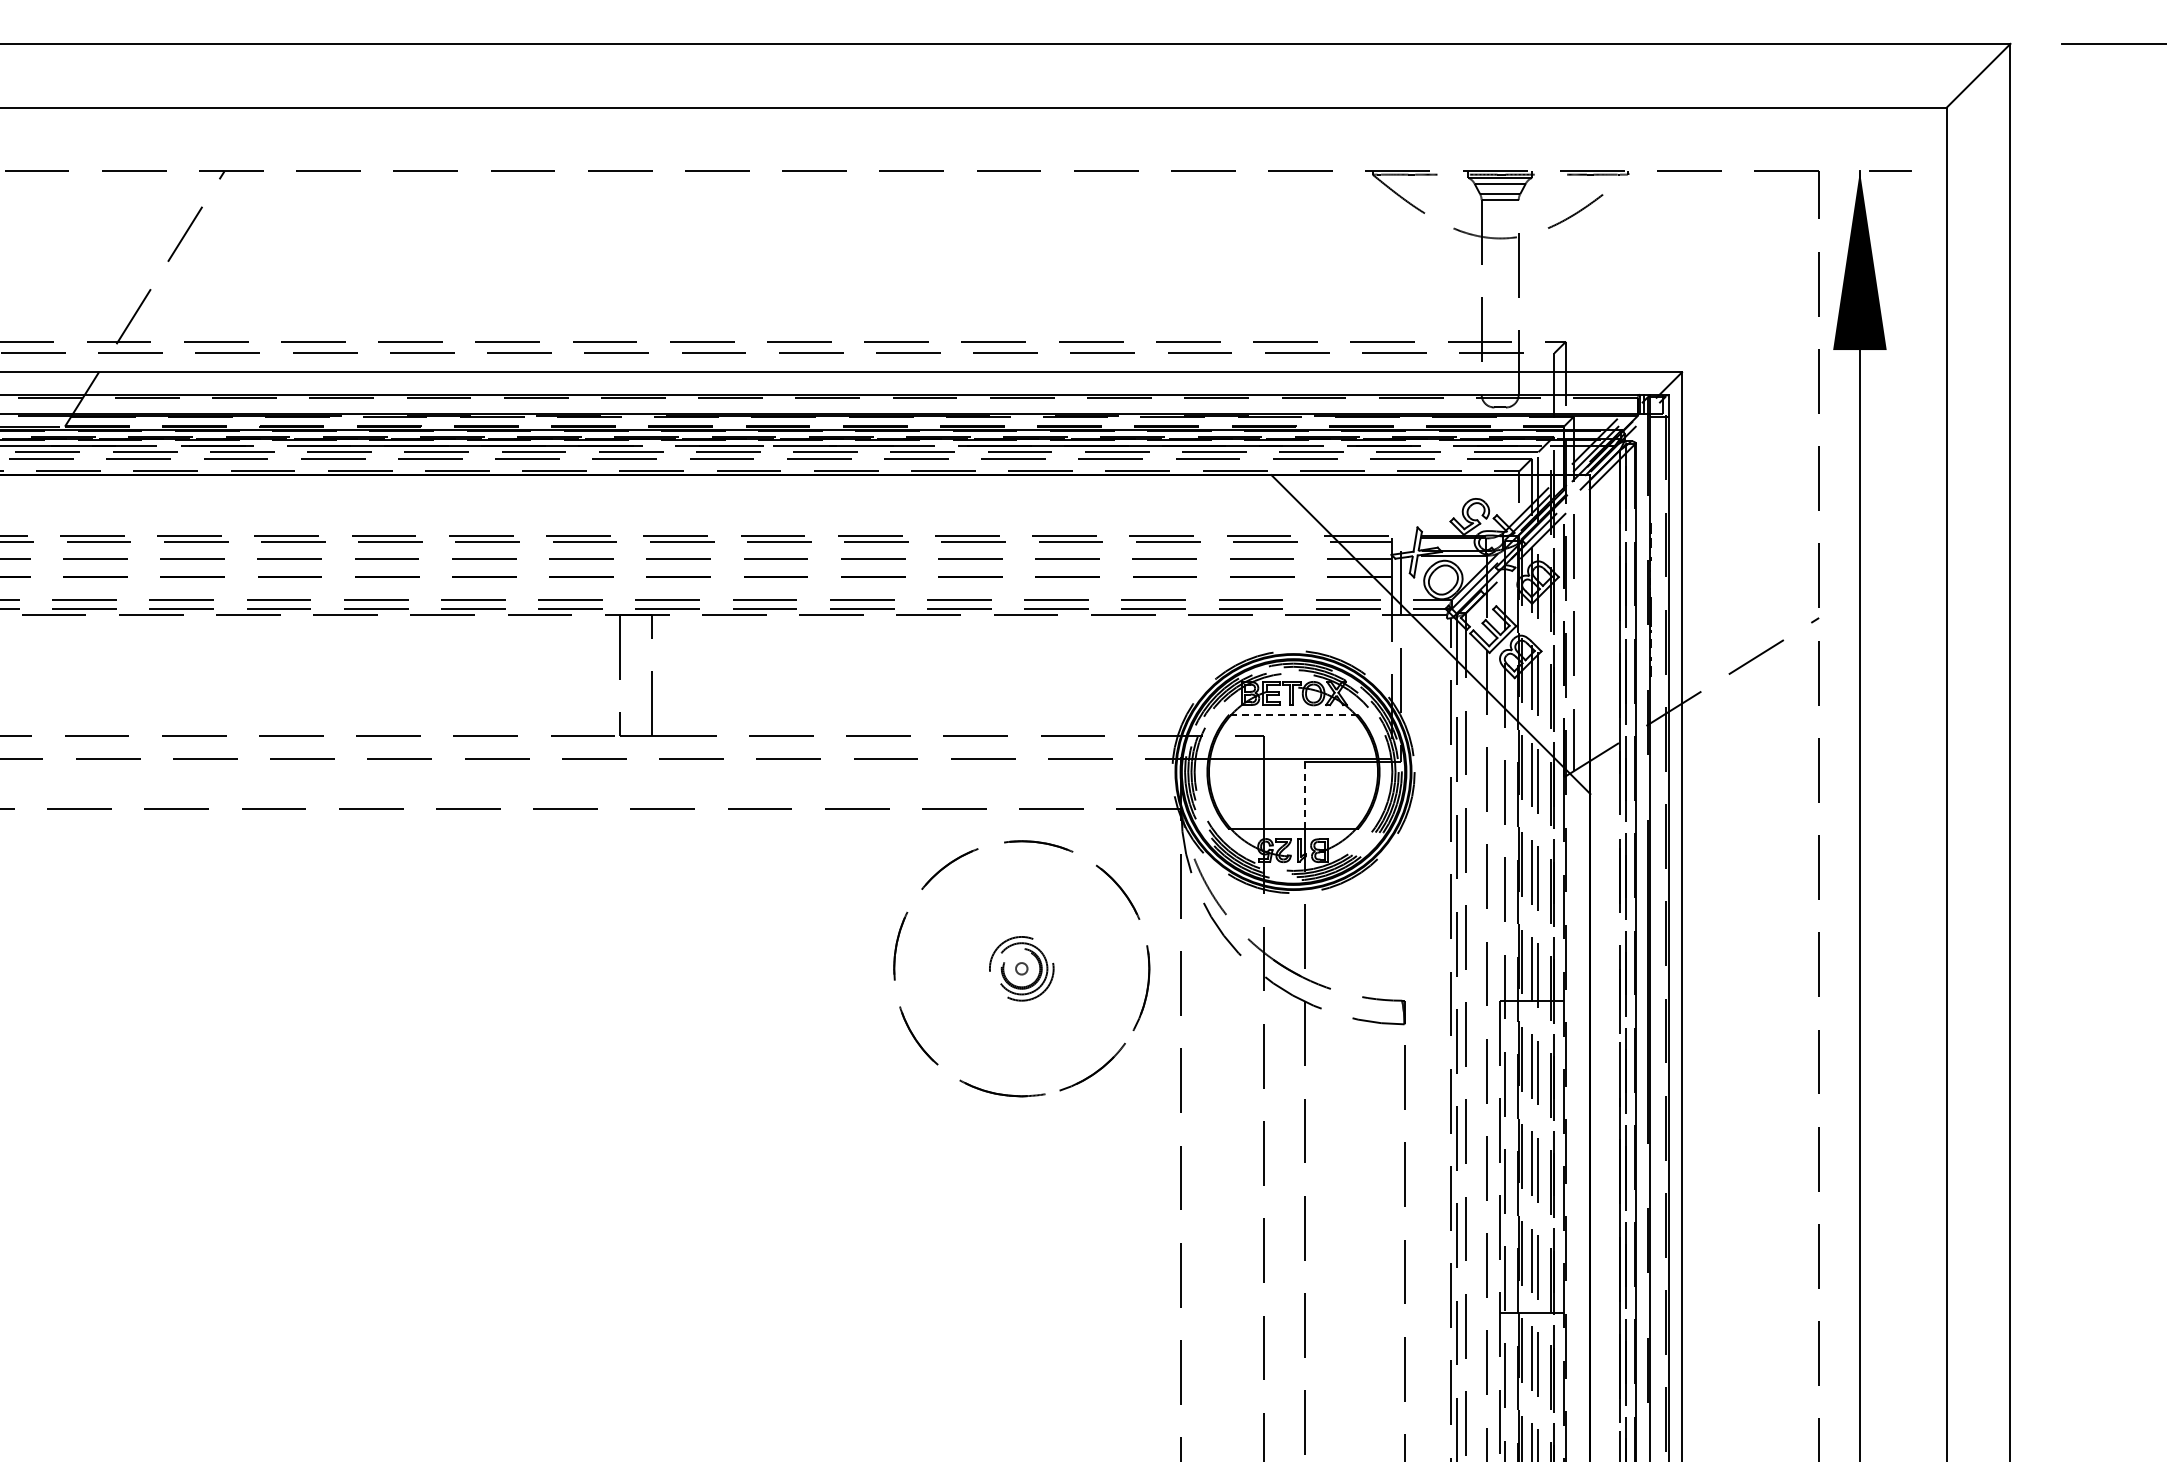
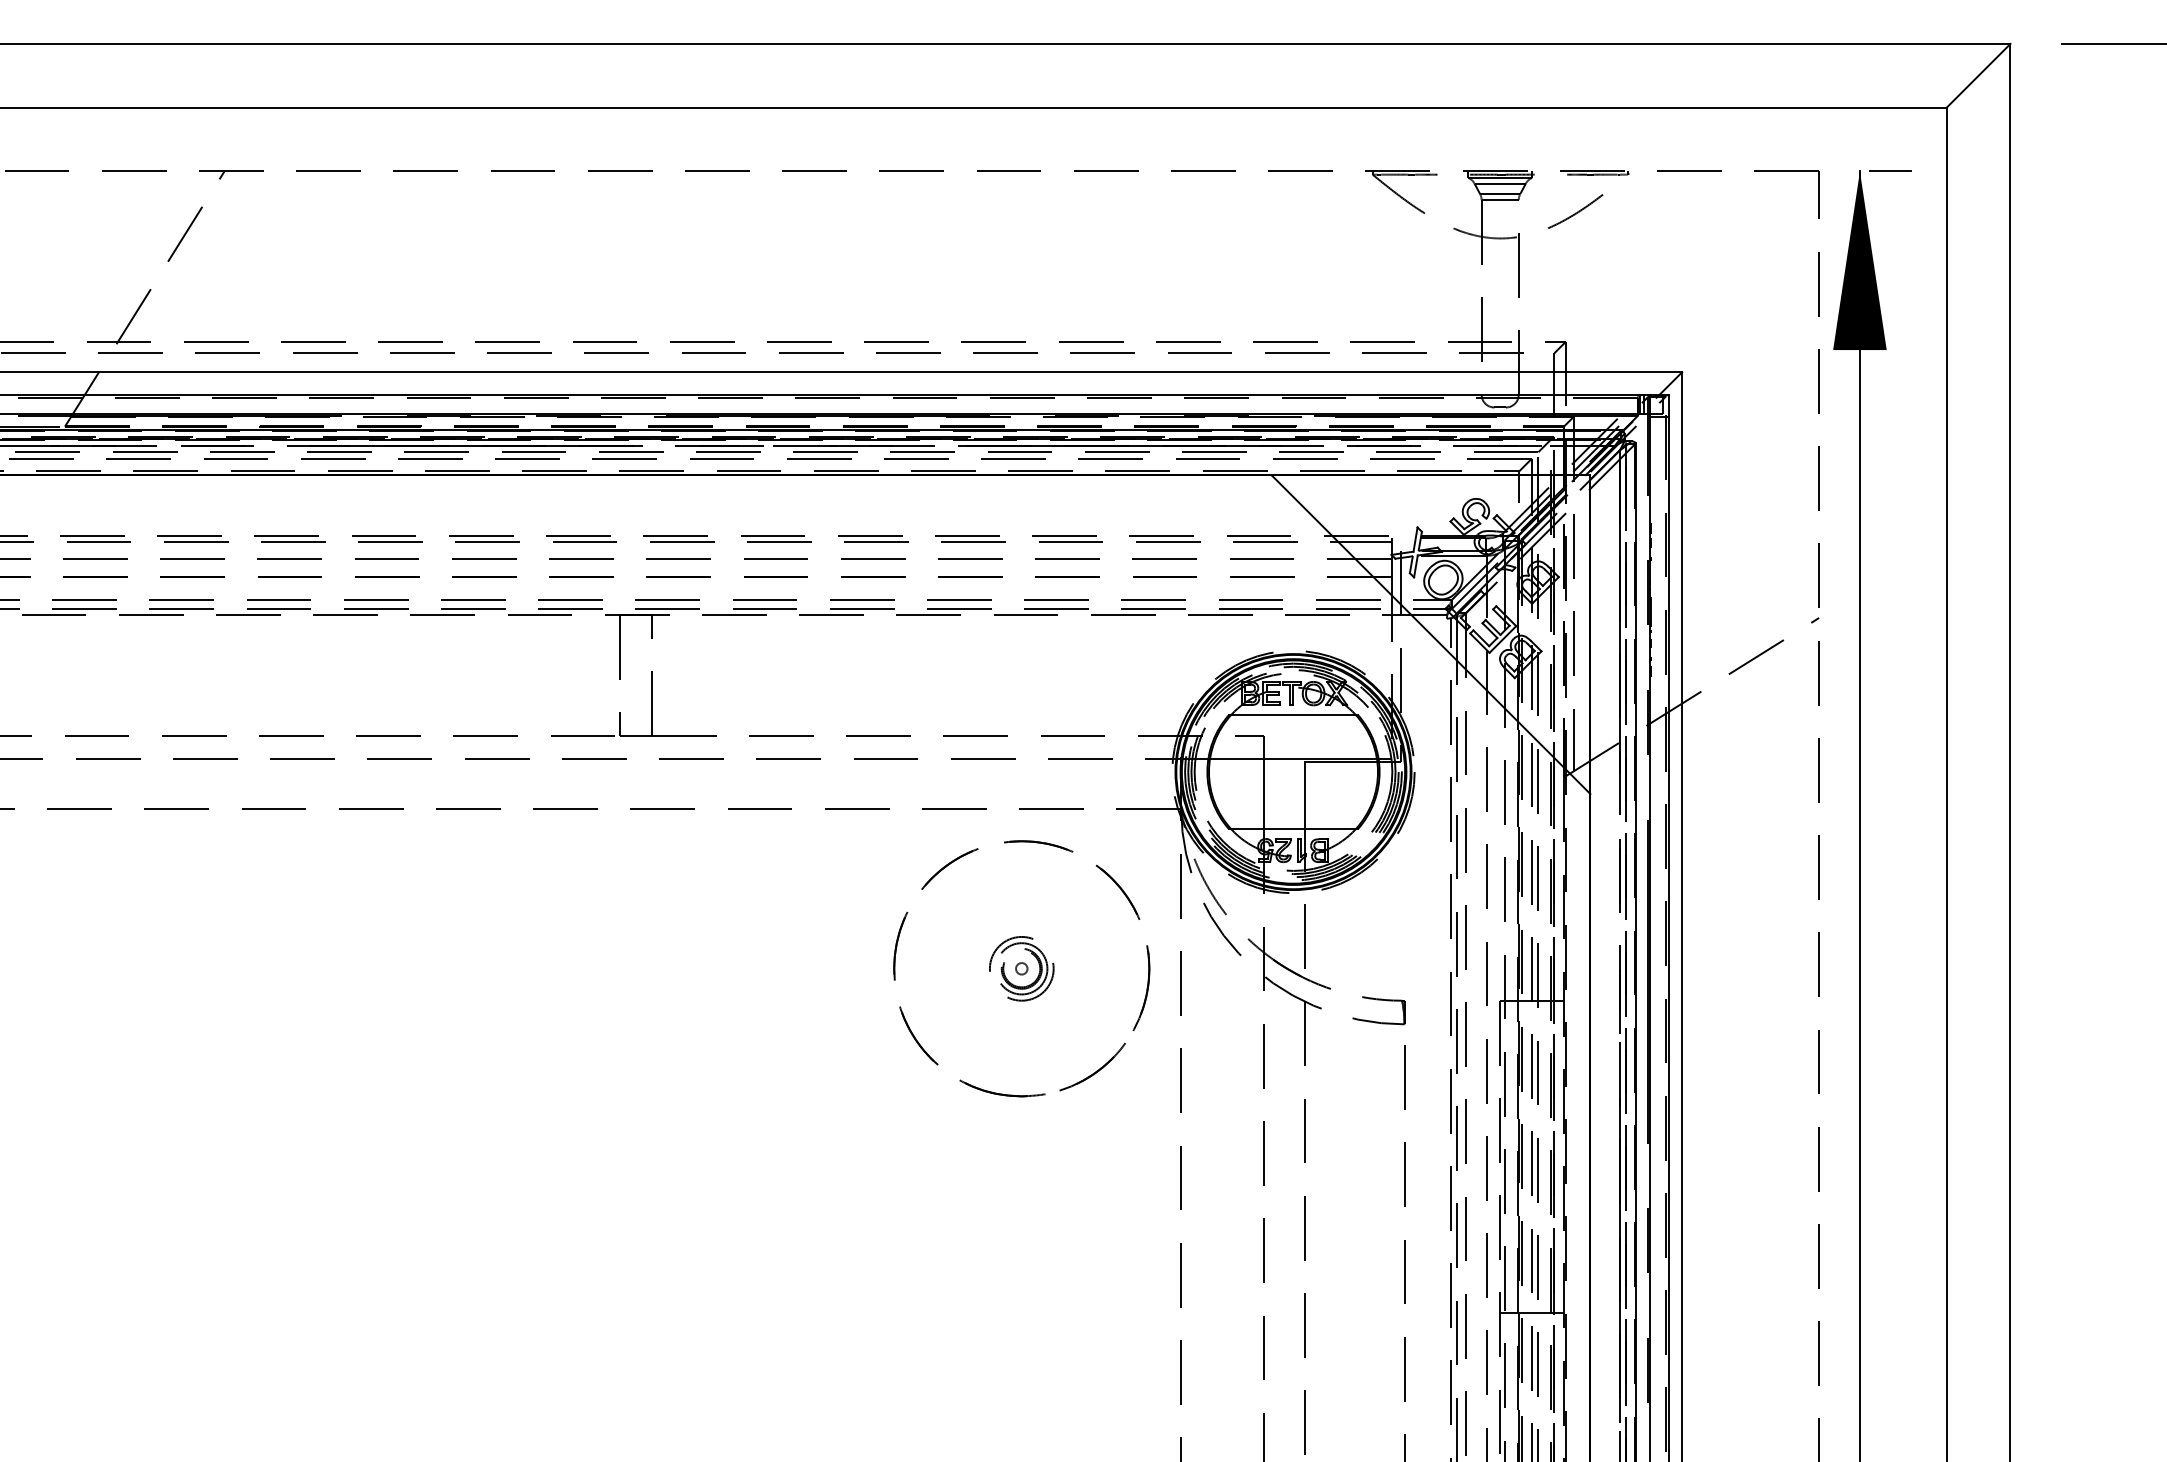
line: dashed -> solid (1293, 714)
line: dashed -> solid (1304, 795)
